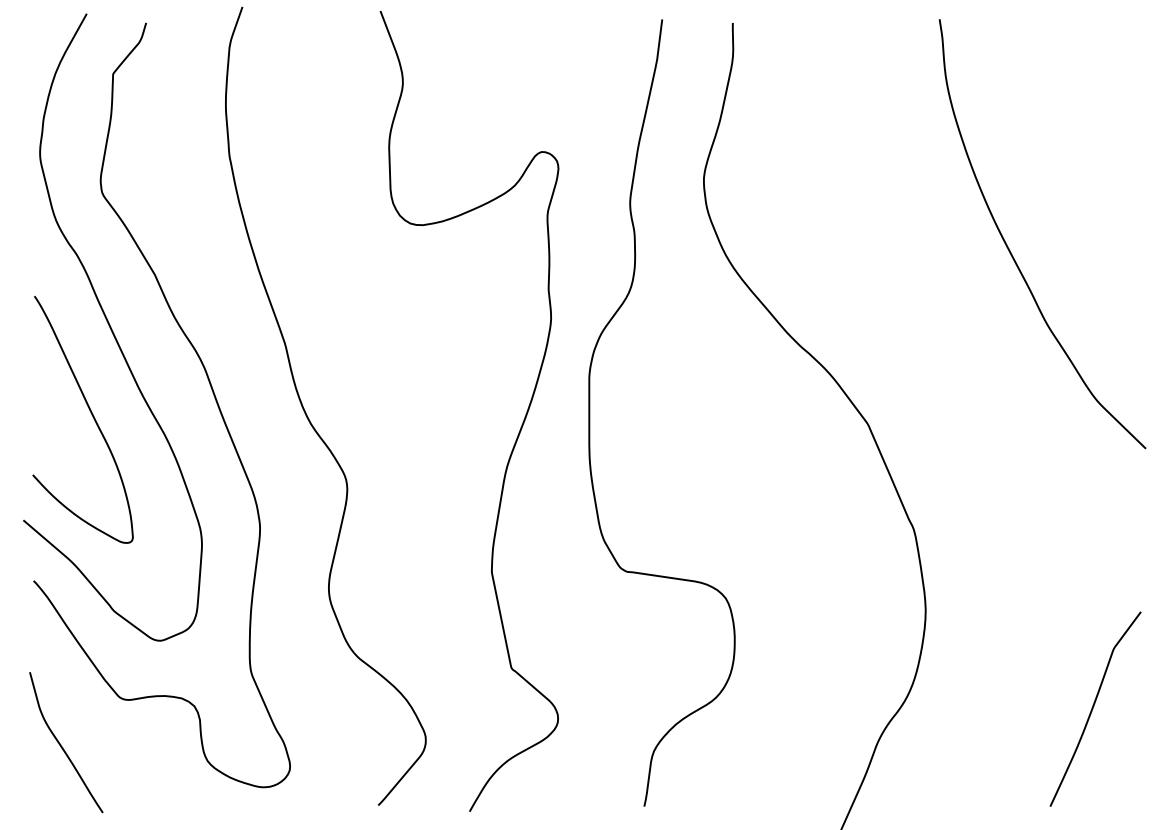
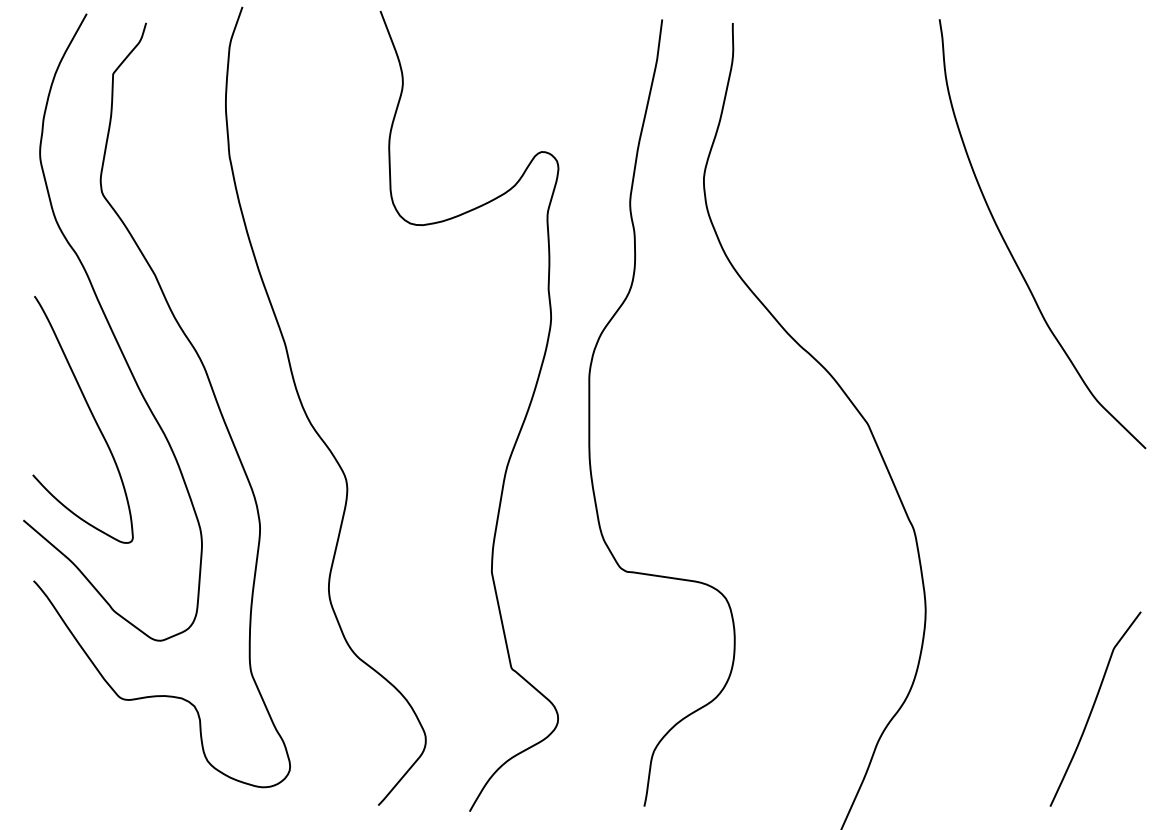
curve: present -> none (61, 744)
